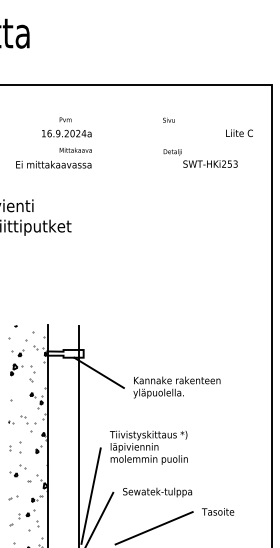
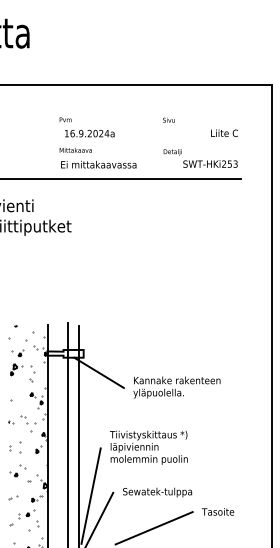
text position: (239, 132) -> (224, 132) (224, 132)
text position: (66, 133) -> (89, 133) (89, 133)
text position: (53, 164) -> (98, 164) (98, 164)
line: none -> present (121, 178)
line: none -> present (67, 433)
